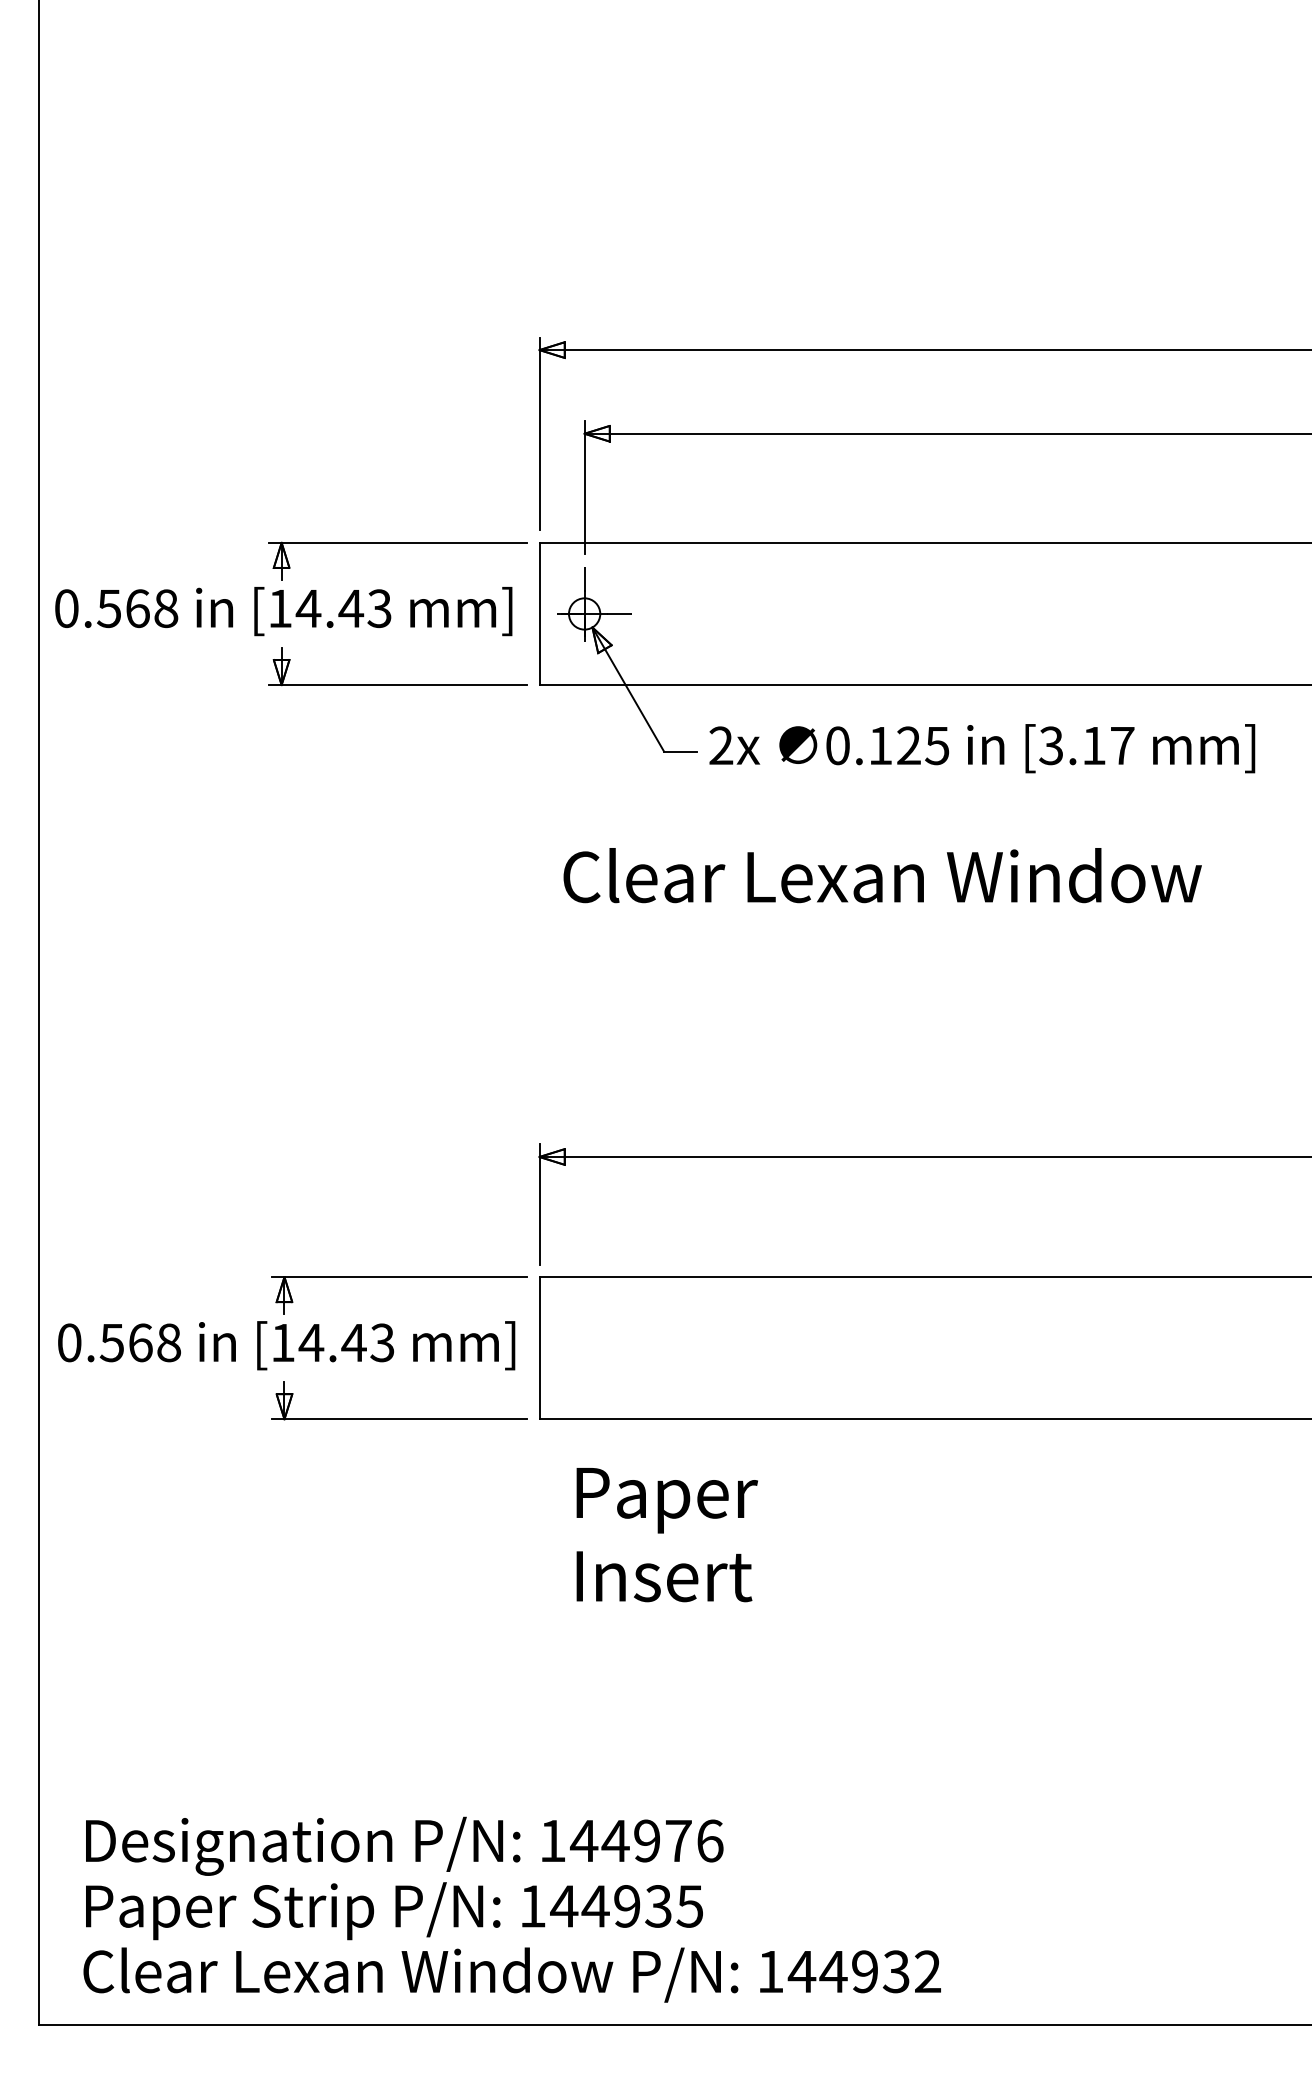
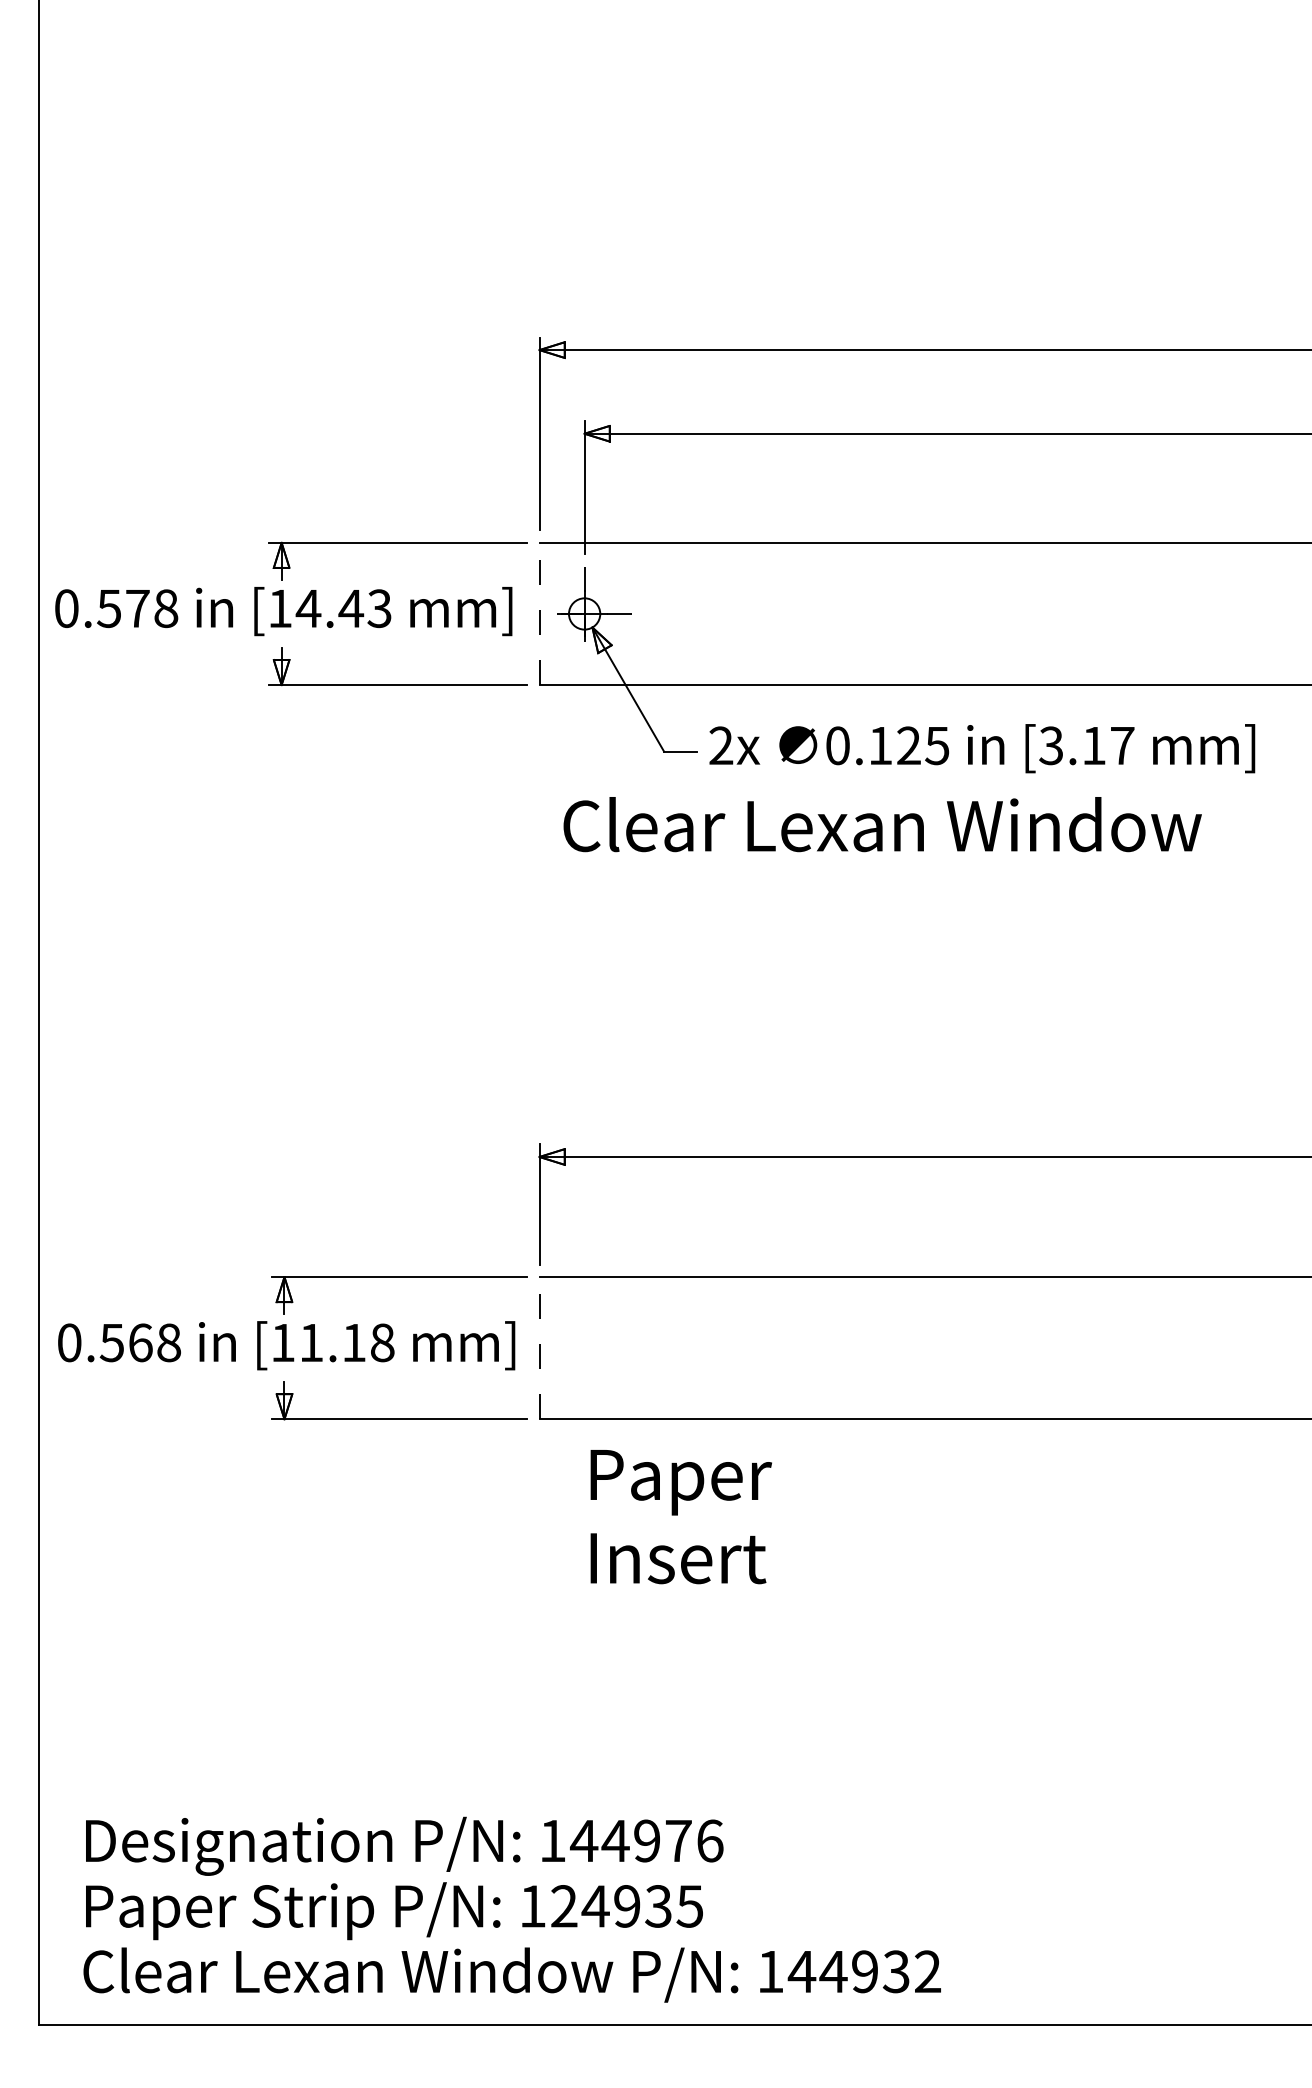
text: 0.568 -> 0.578 (137, 608)
line: solid -> dashed (539, 613)
text position: (882, 875) -> (882, 824) (882, 824)
text: [14.43 -> [11.18 (346, 1342)
line: solid -> dashed (539, 1347)
text position: (666, 1535) -> (680, 1517) (680, 1517)
text: 144935 -> 124935 (564, 1906)
